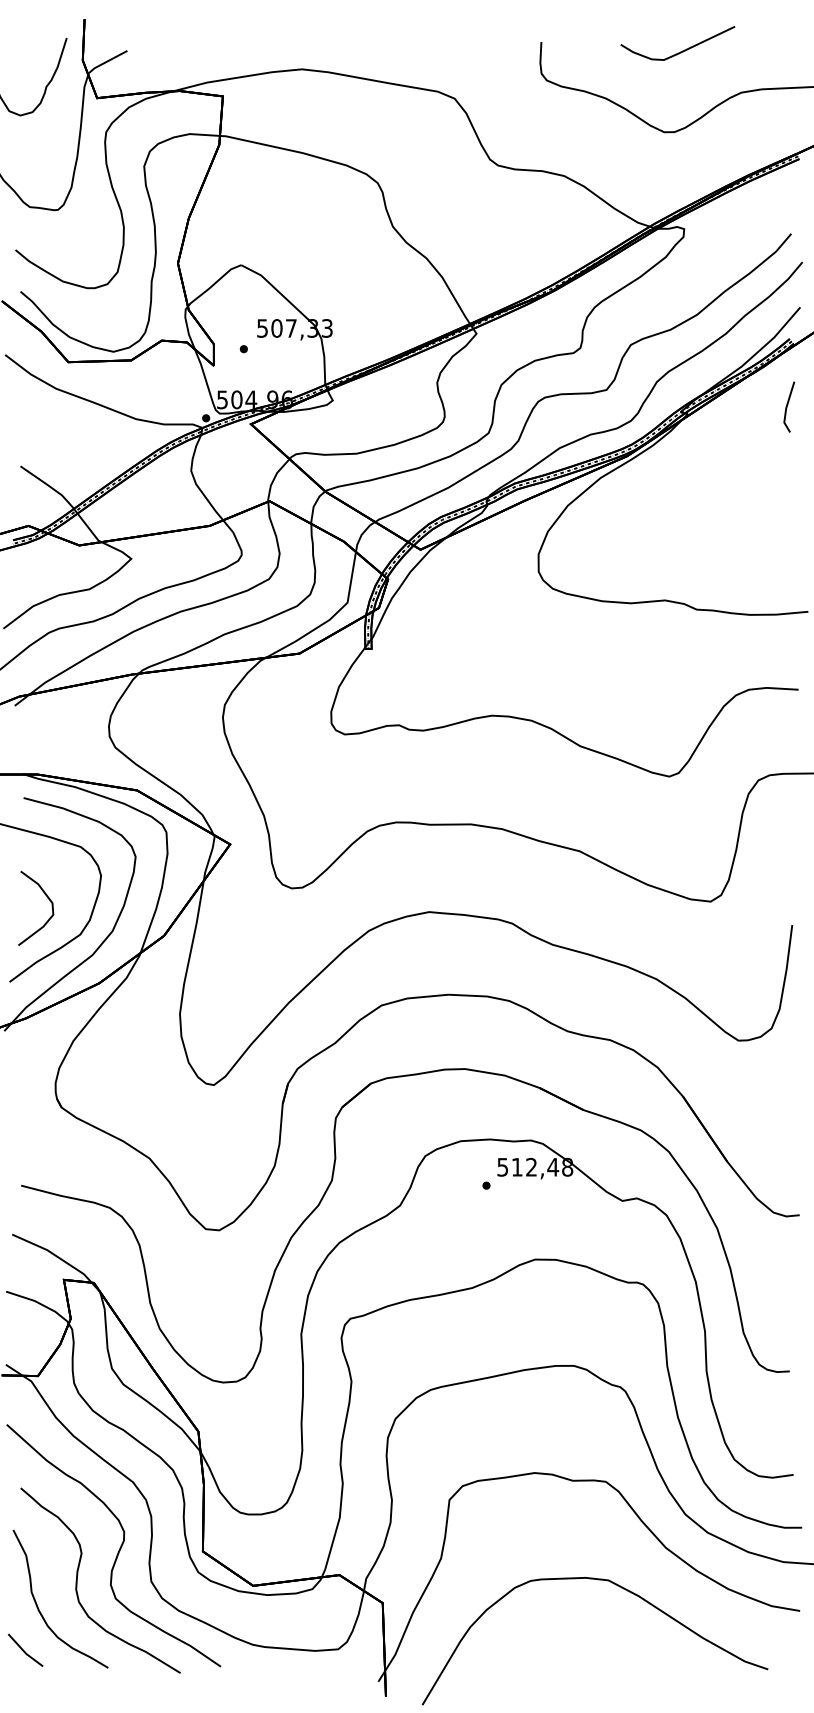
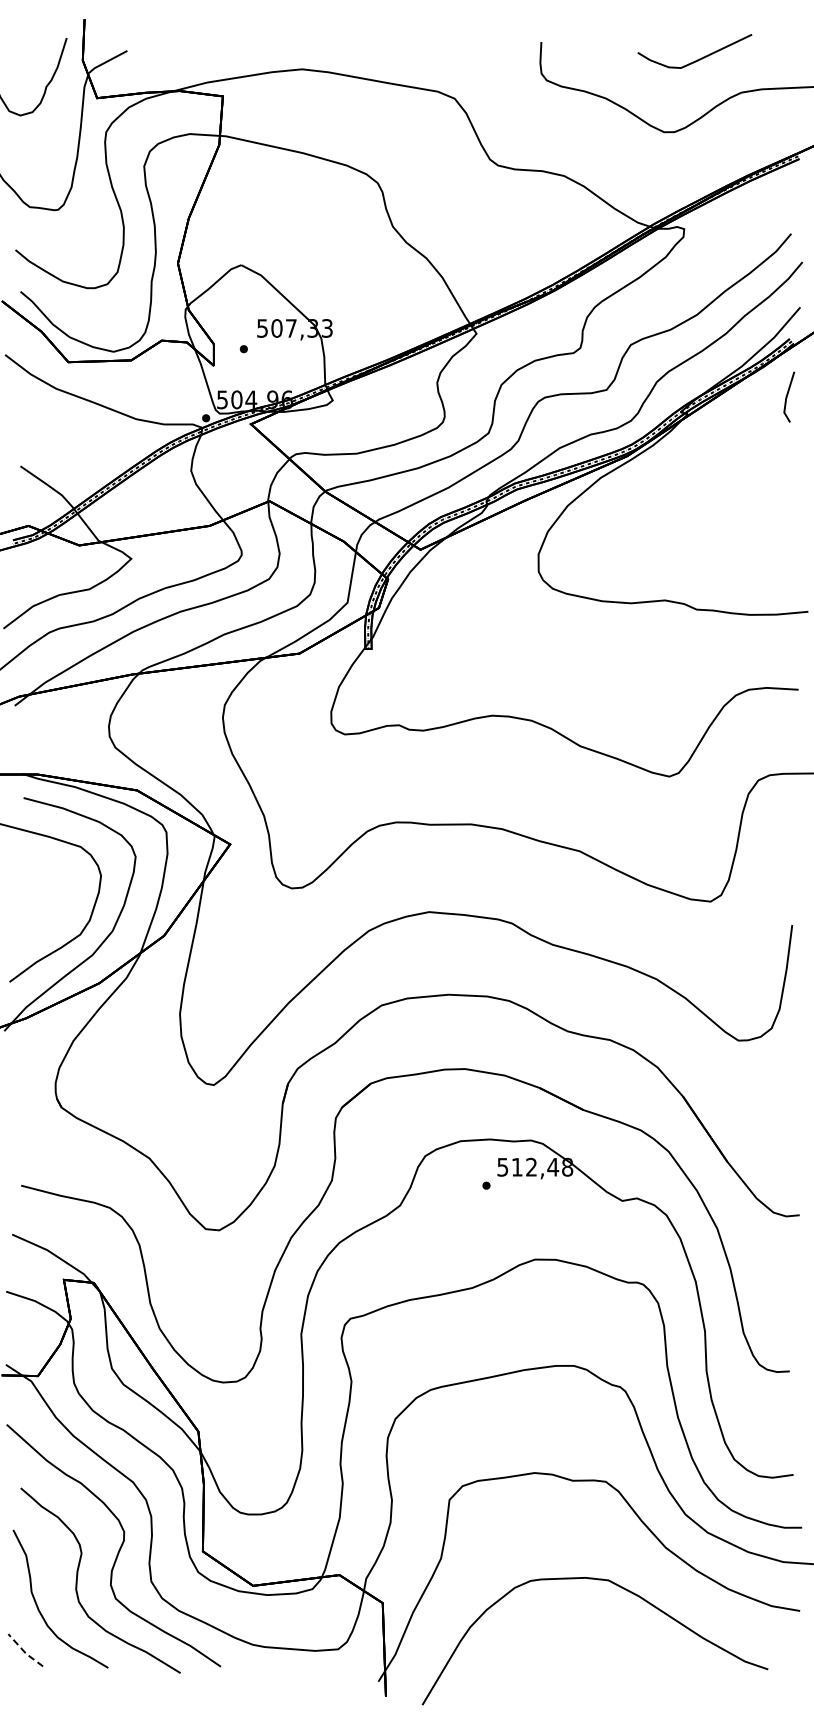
curve position: (680, 51) -> (697, 59) (697, 59)
line position: (787, 406) -> (787, 396) (787, 396)
curve: present -> none (47, 898)
line: solid -> dashed (24, 1651)
